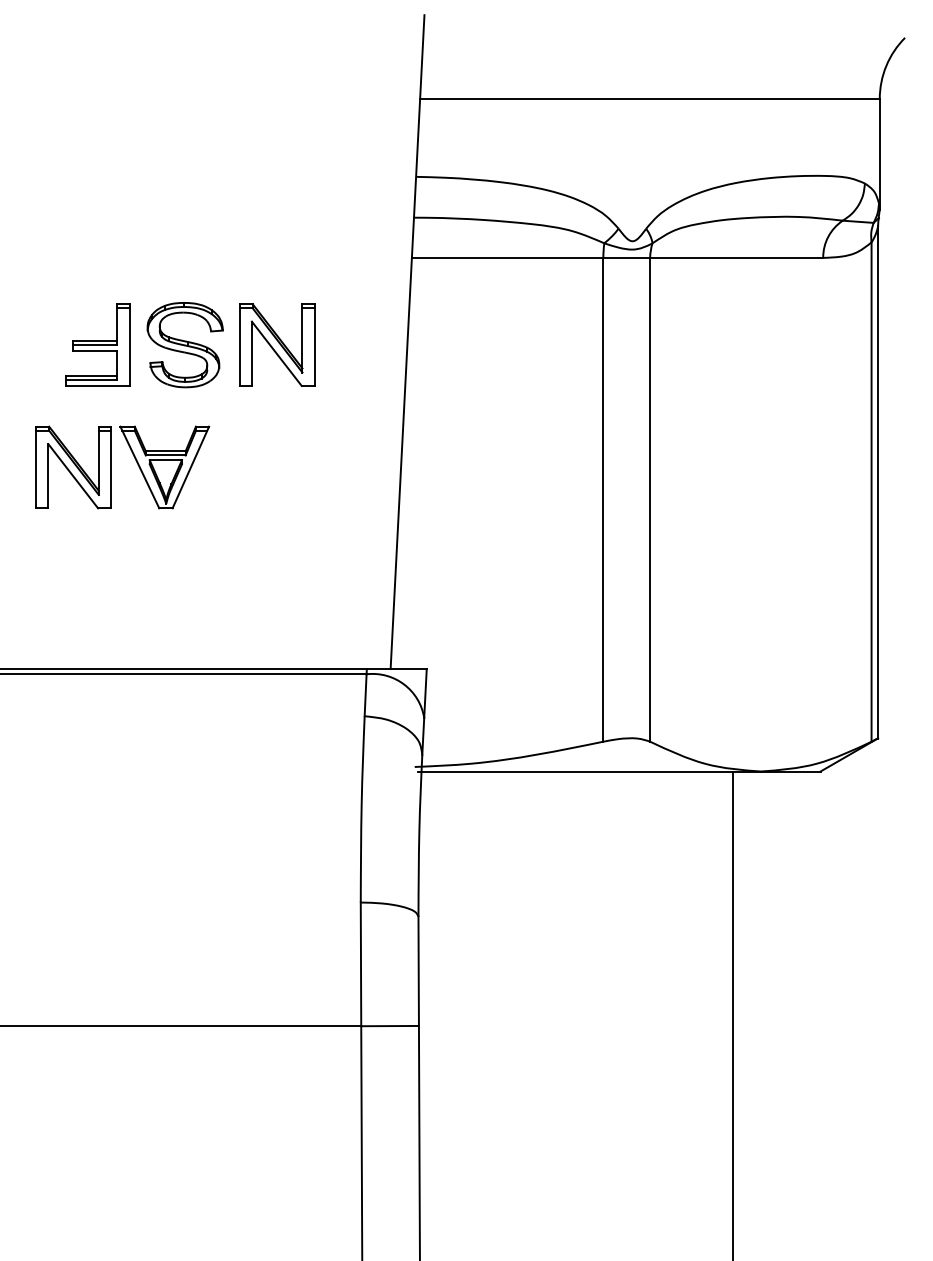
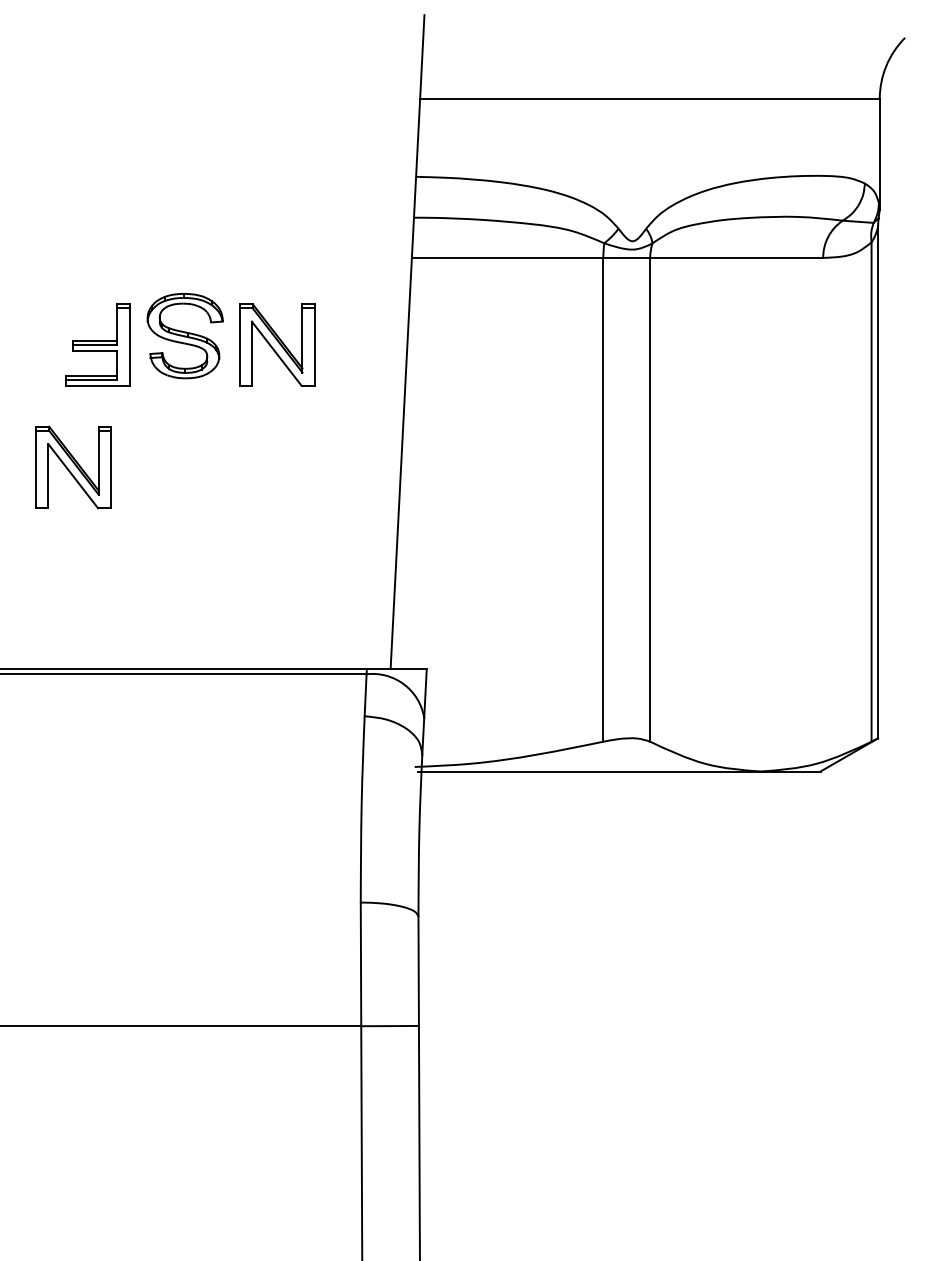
part position: (184, 345) -> (184, 336) (184, 336)
part: present -> none (164, 467)
line: present -> none (732, 1014)
